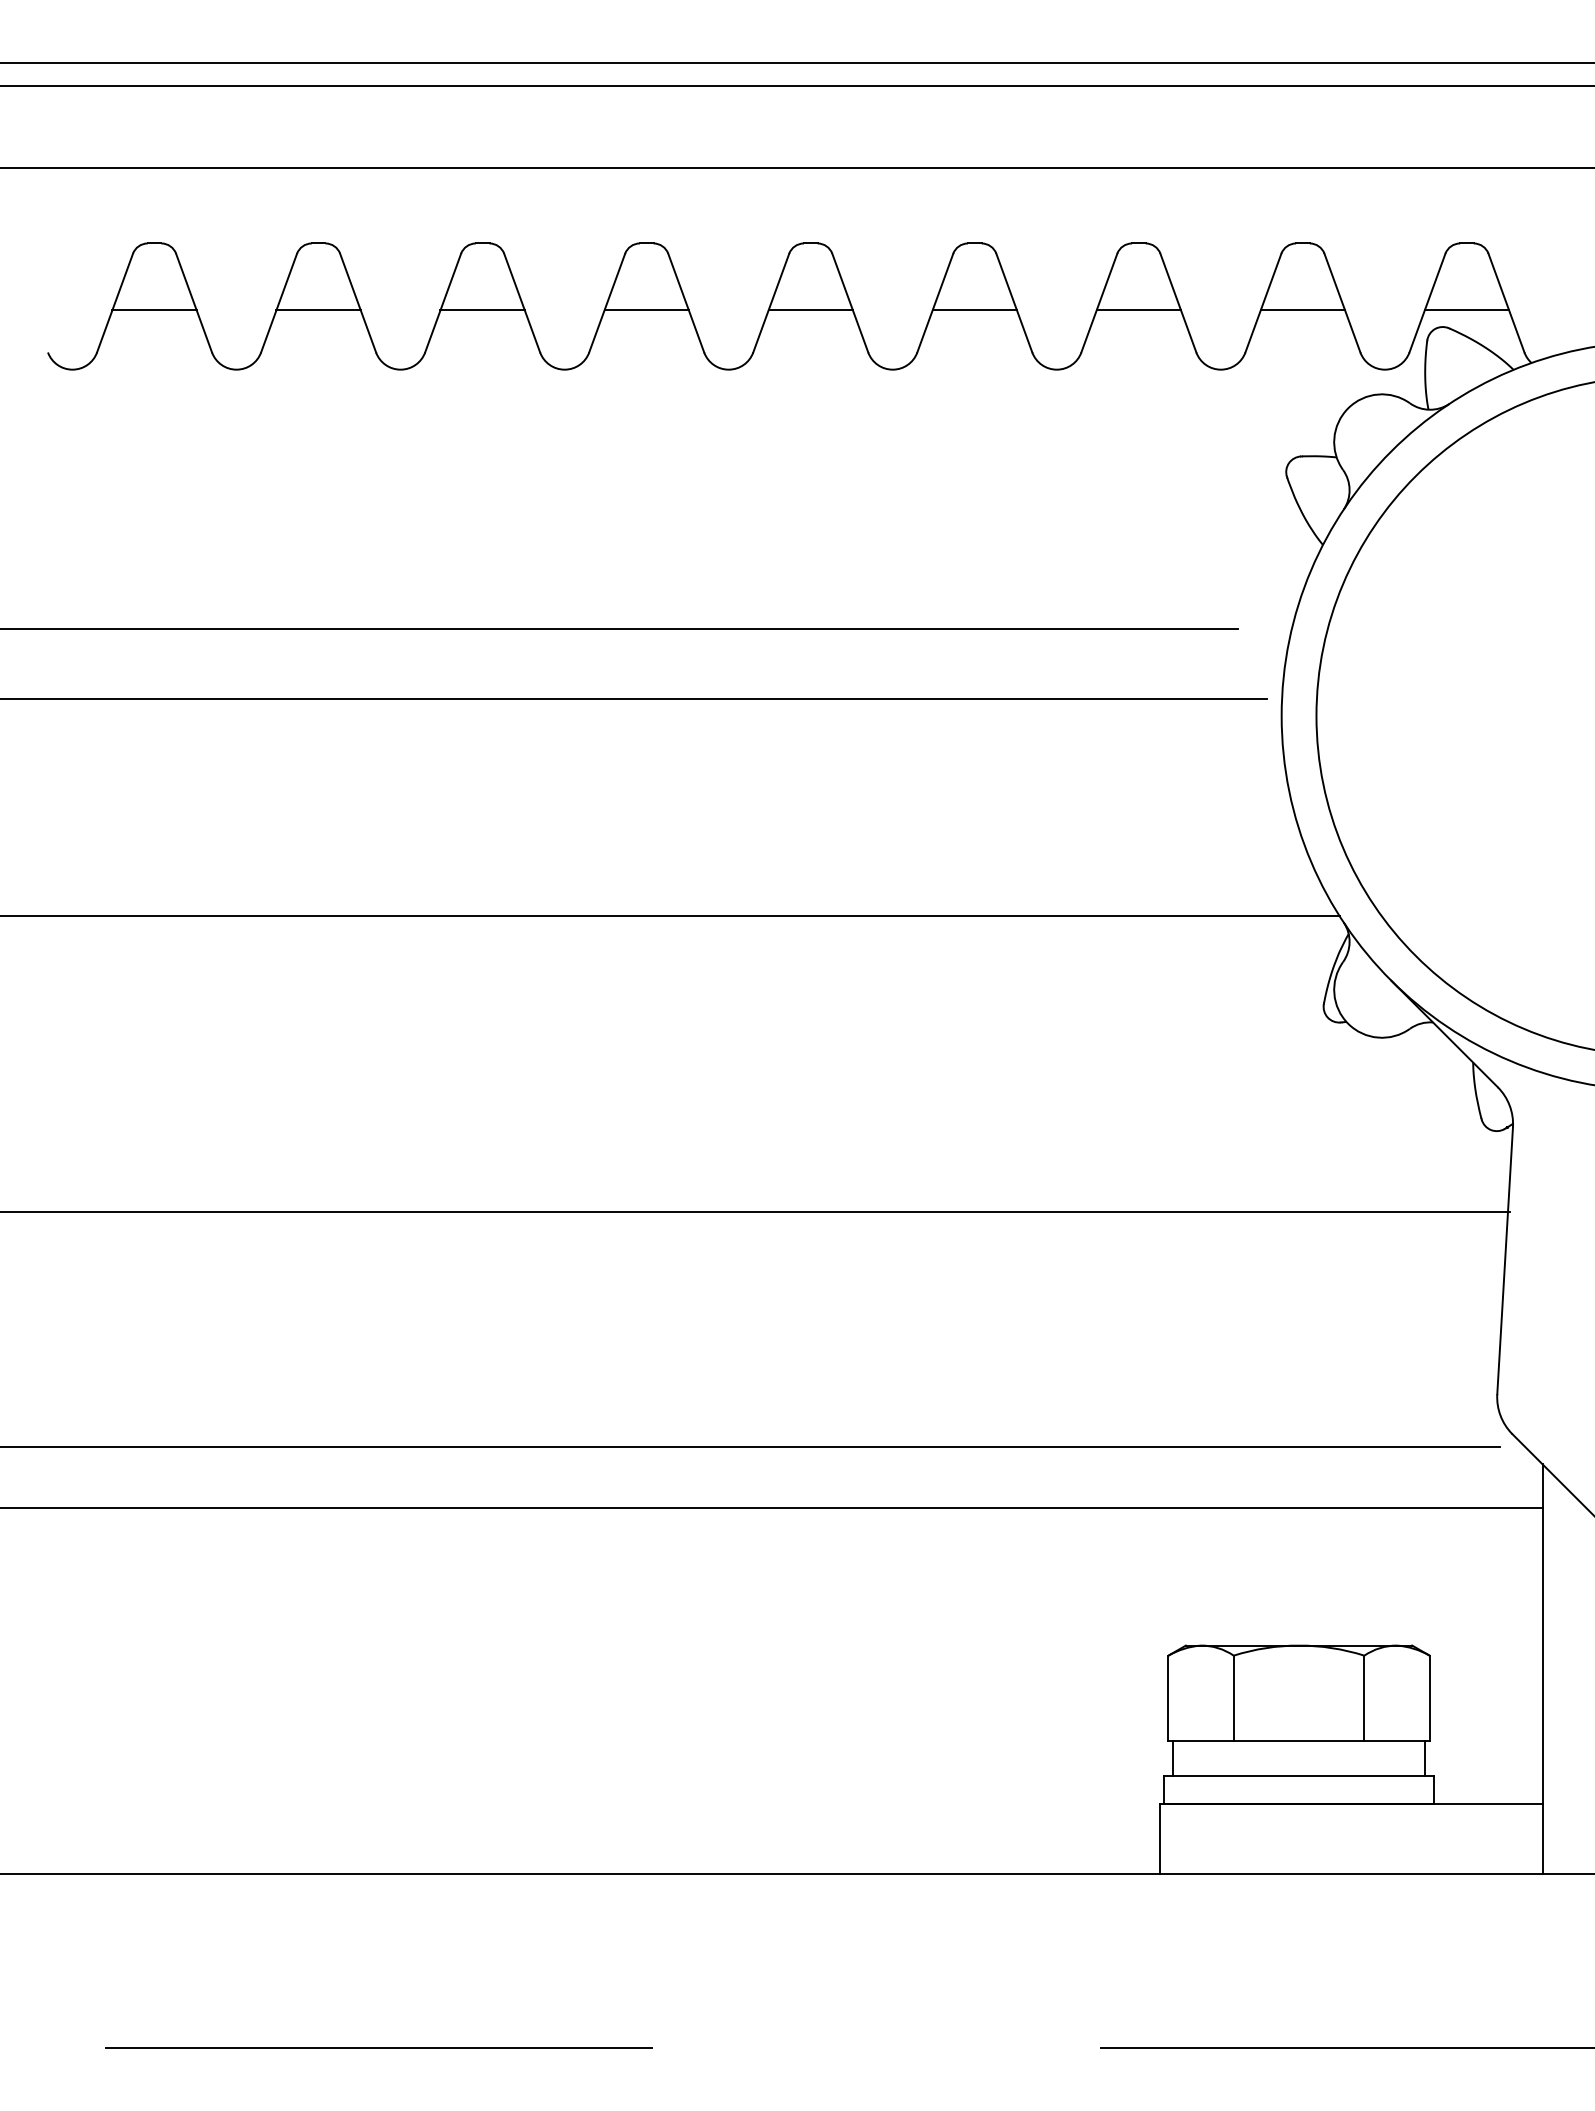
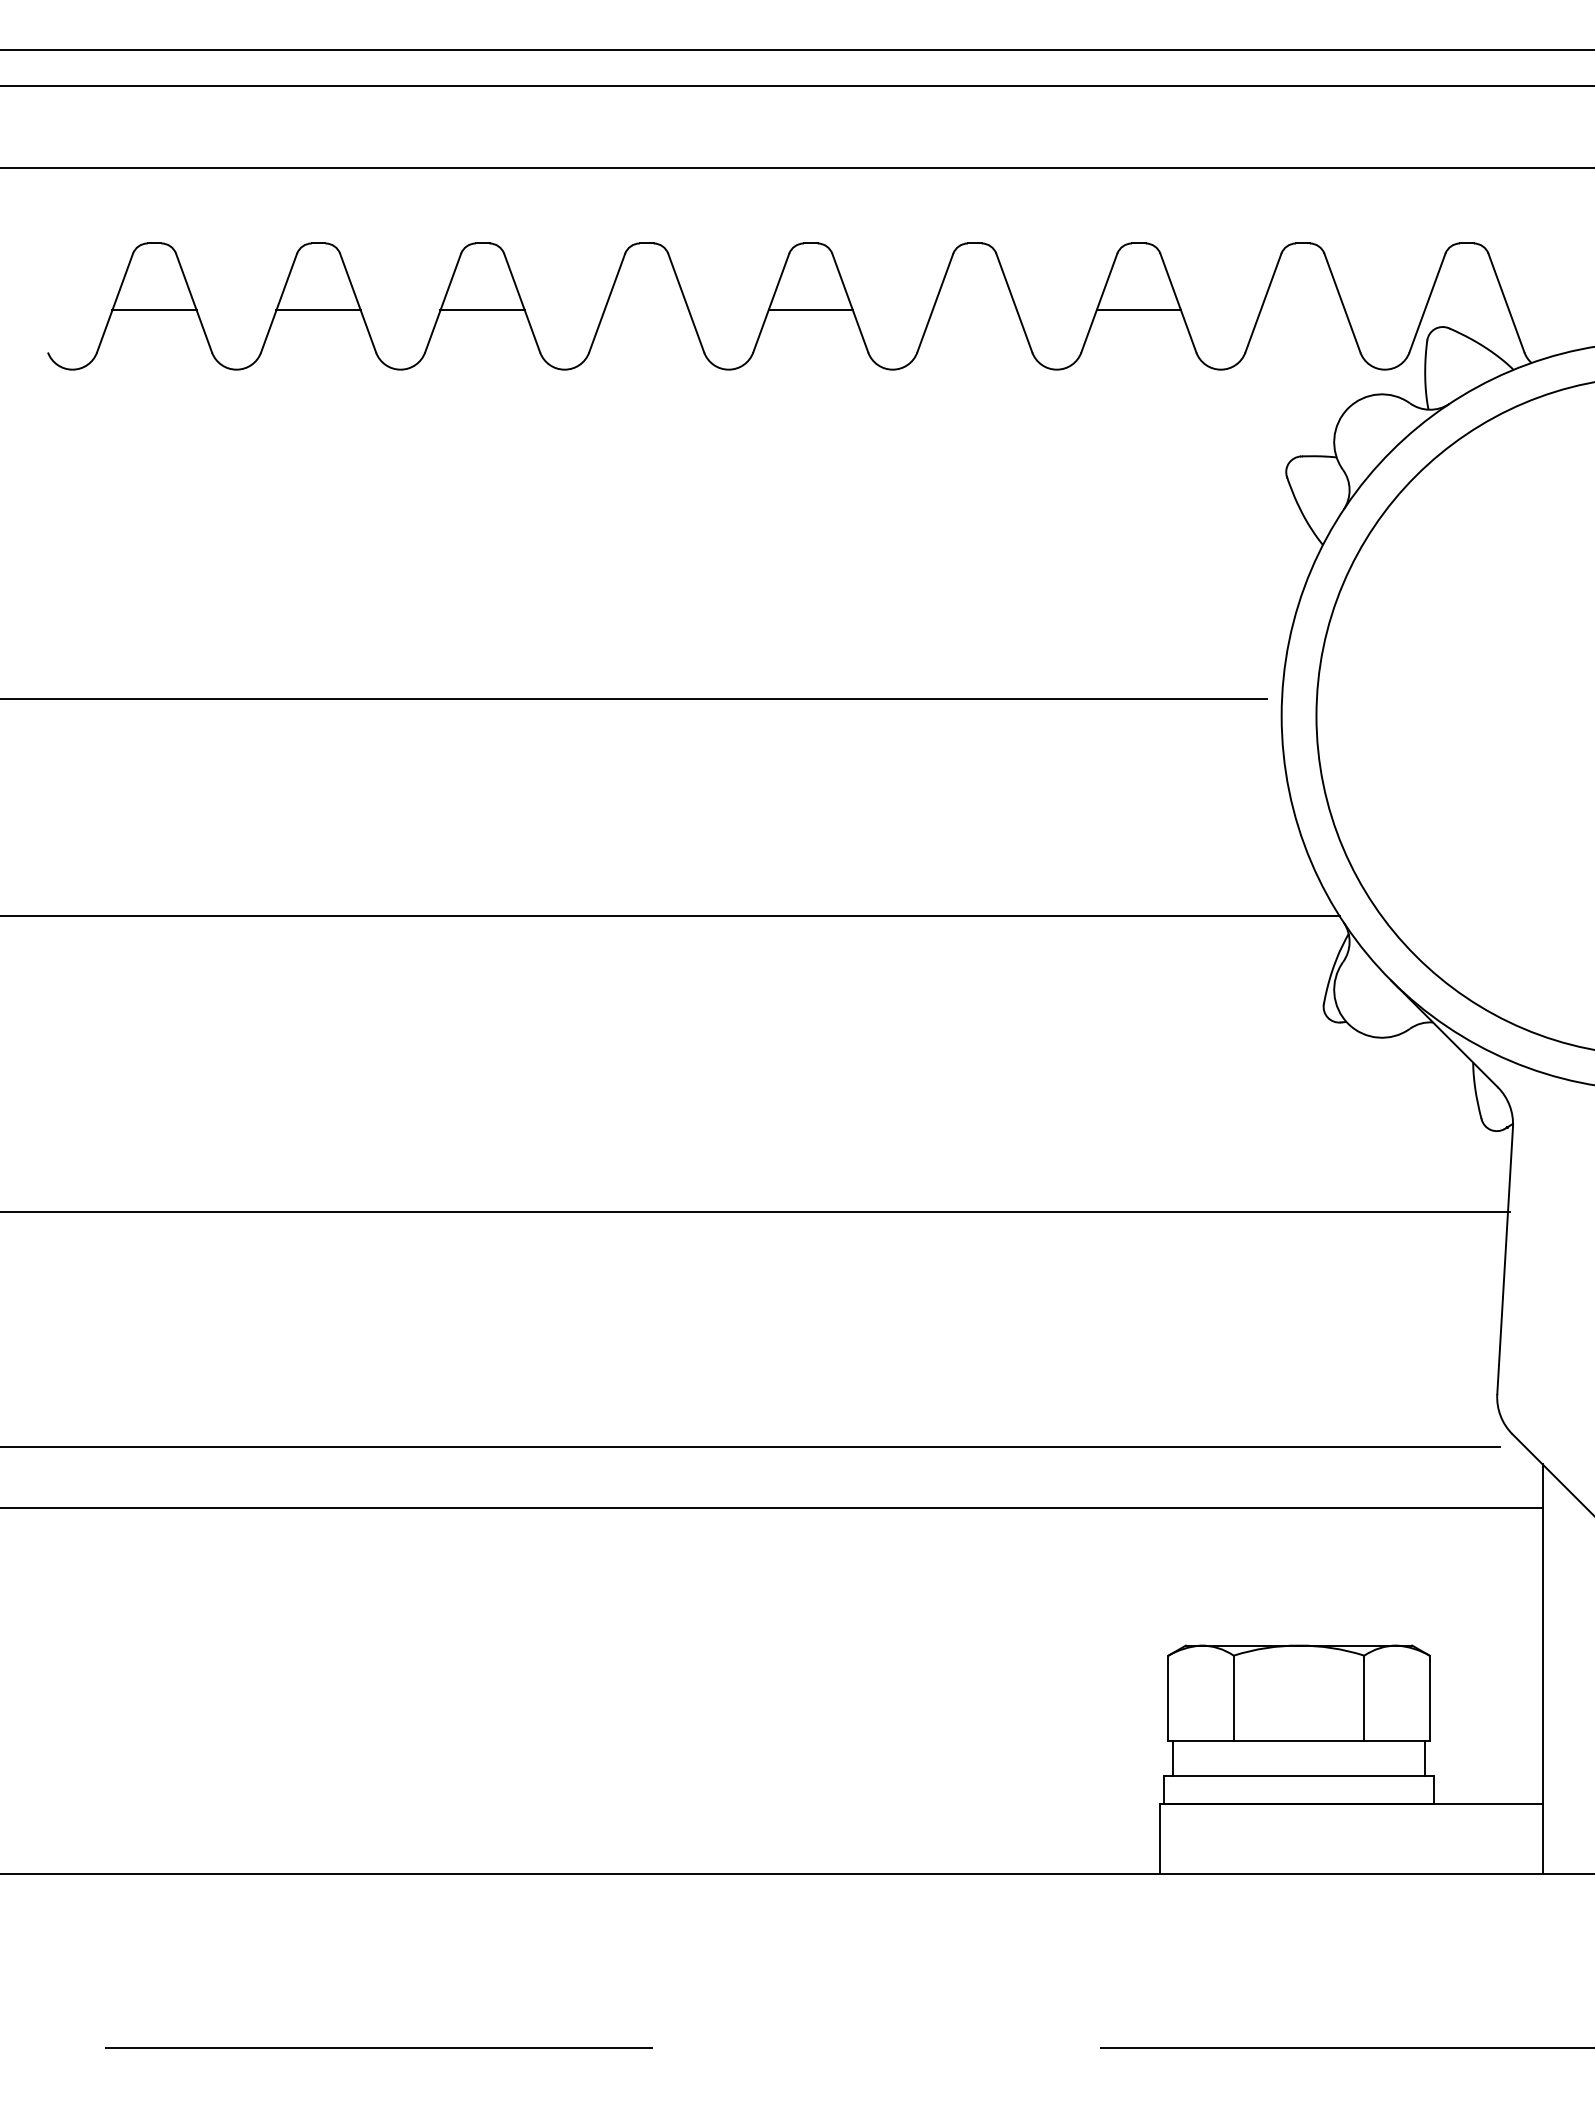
line position: (796, 63) -> (796, 50) (796, 50)
line: present -> none (646, 310)
line: present -> none (974, 310)
line: present -> none (1302, 310)
line: present -> none (1466, 310)
line: present -> none (619, 629)
